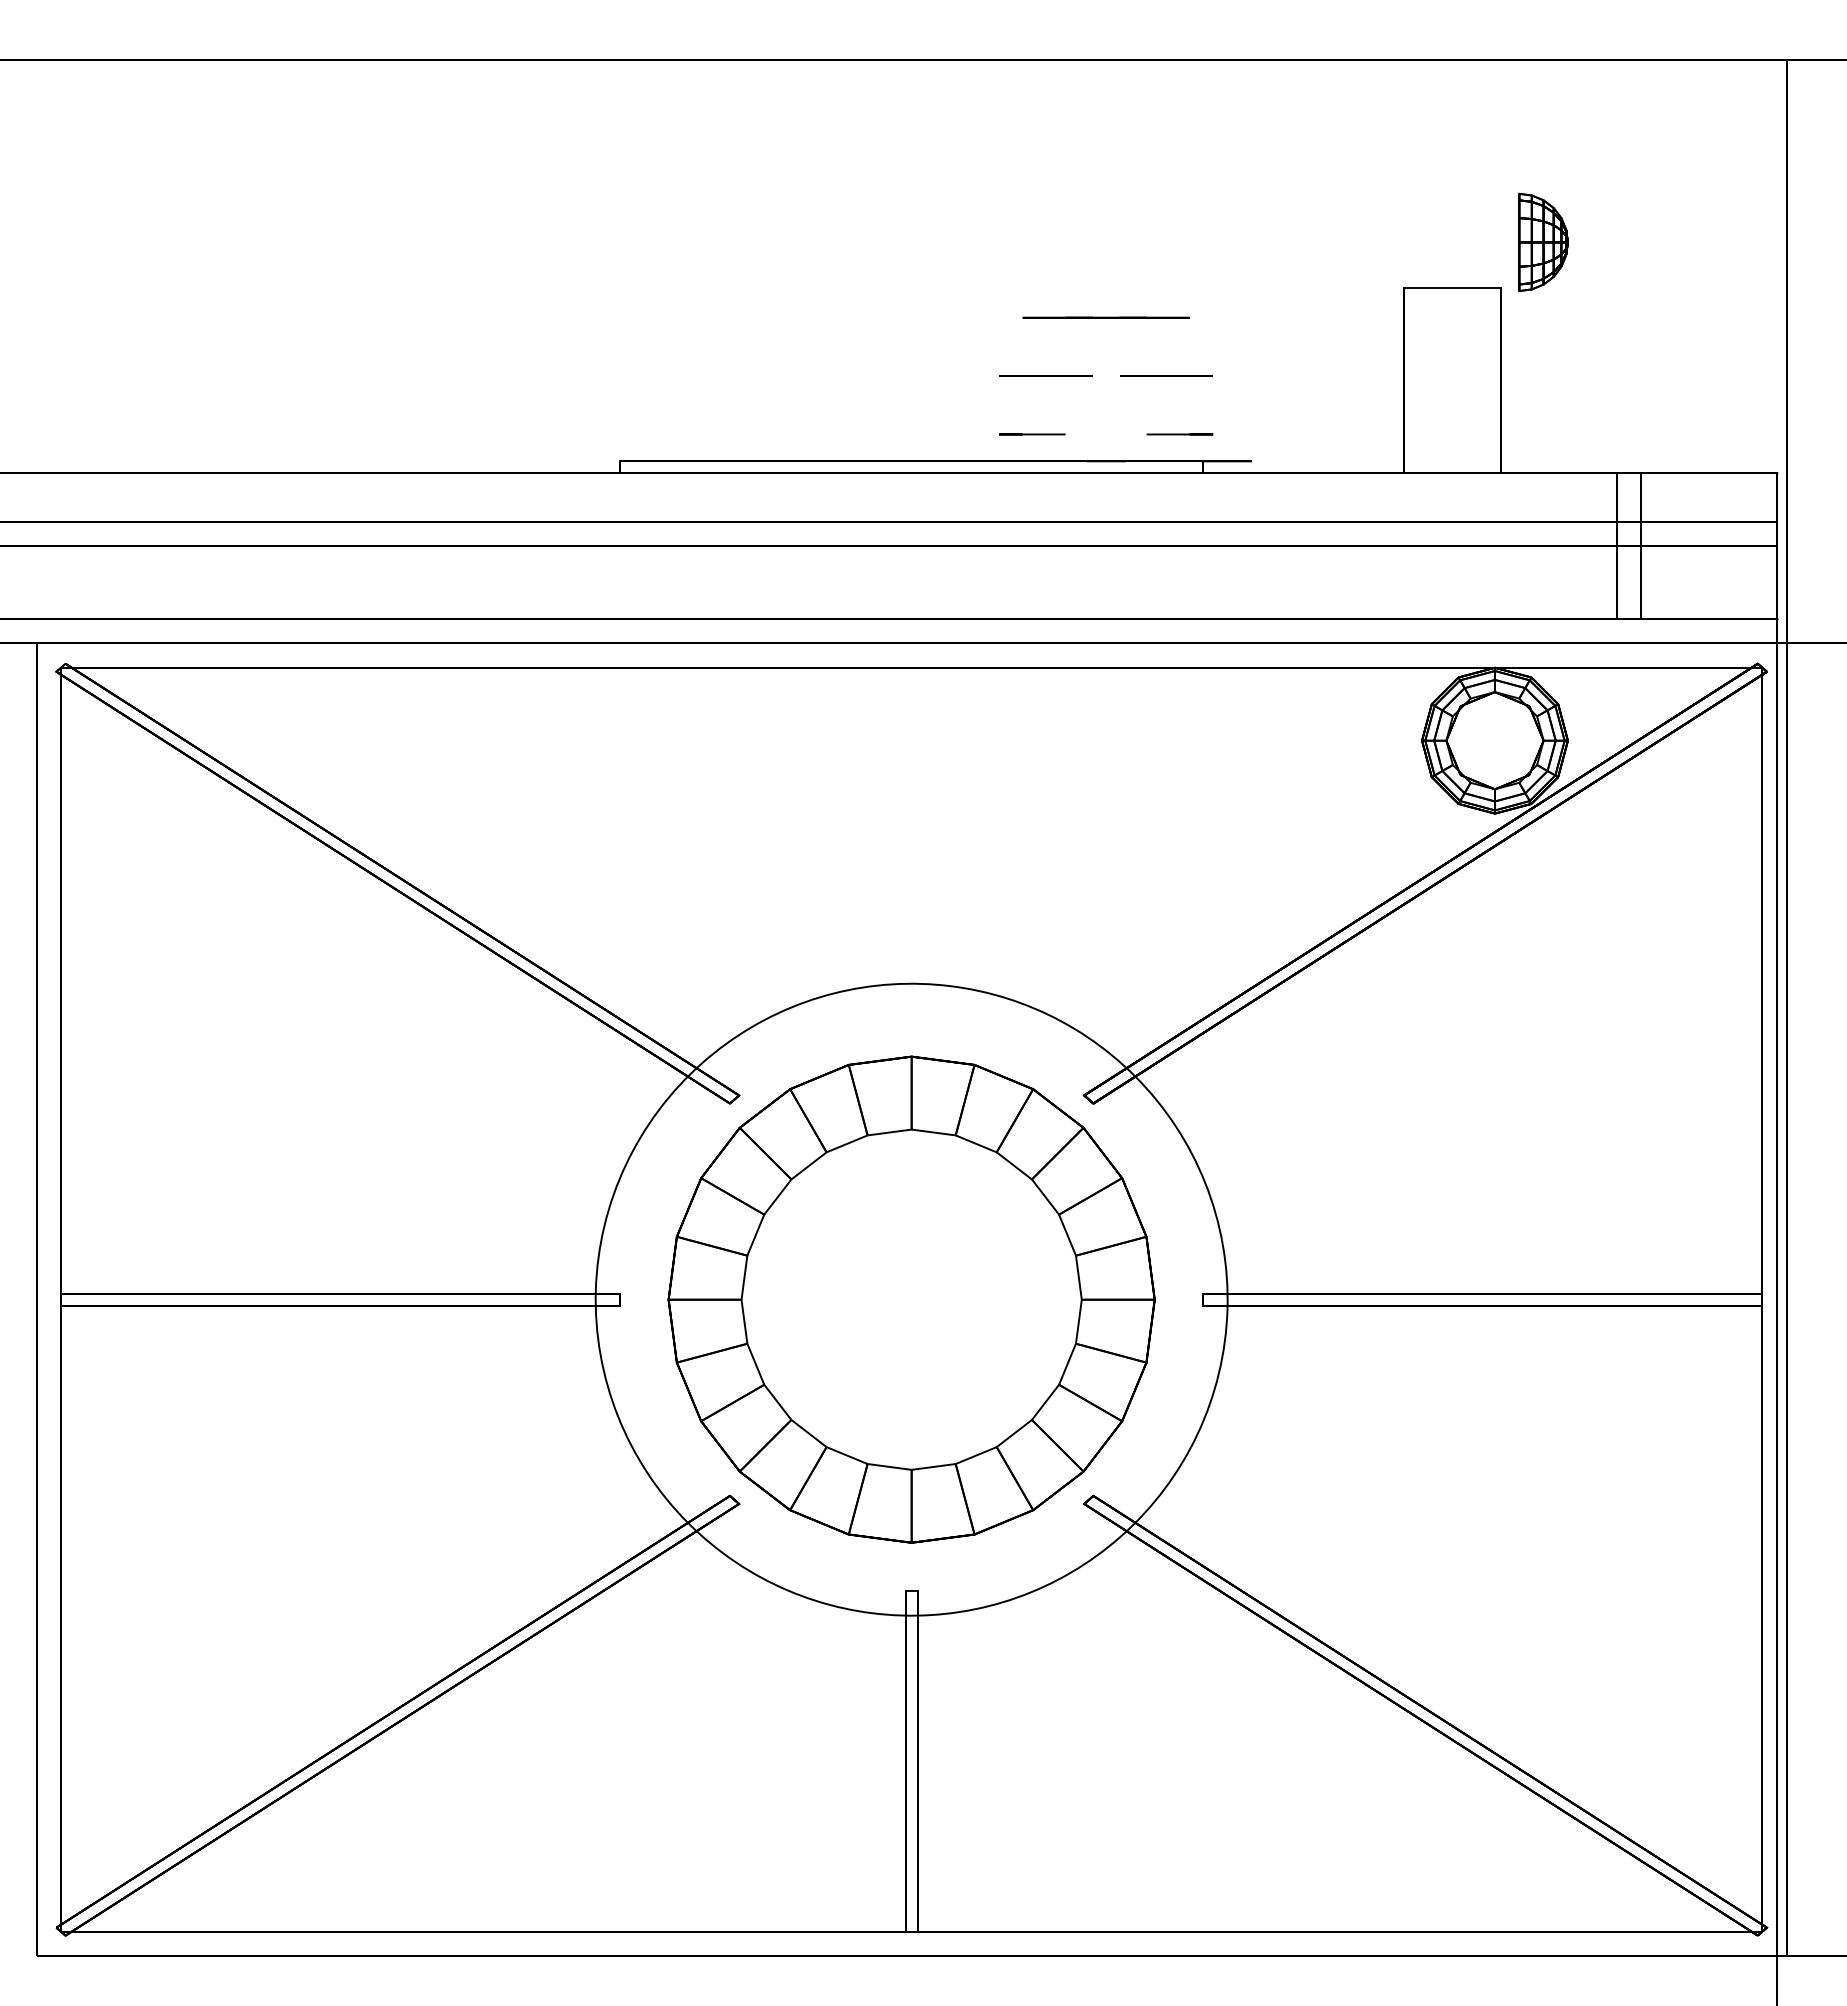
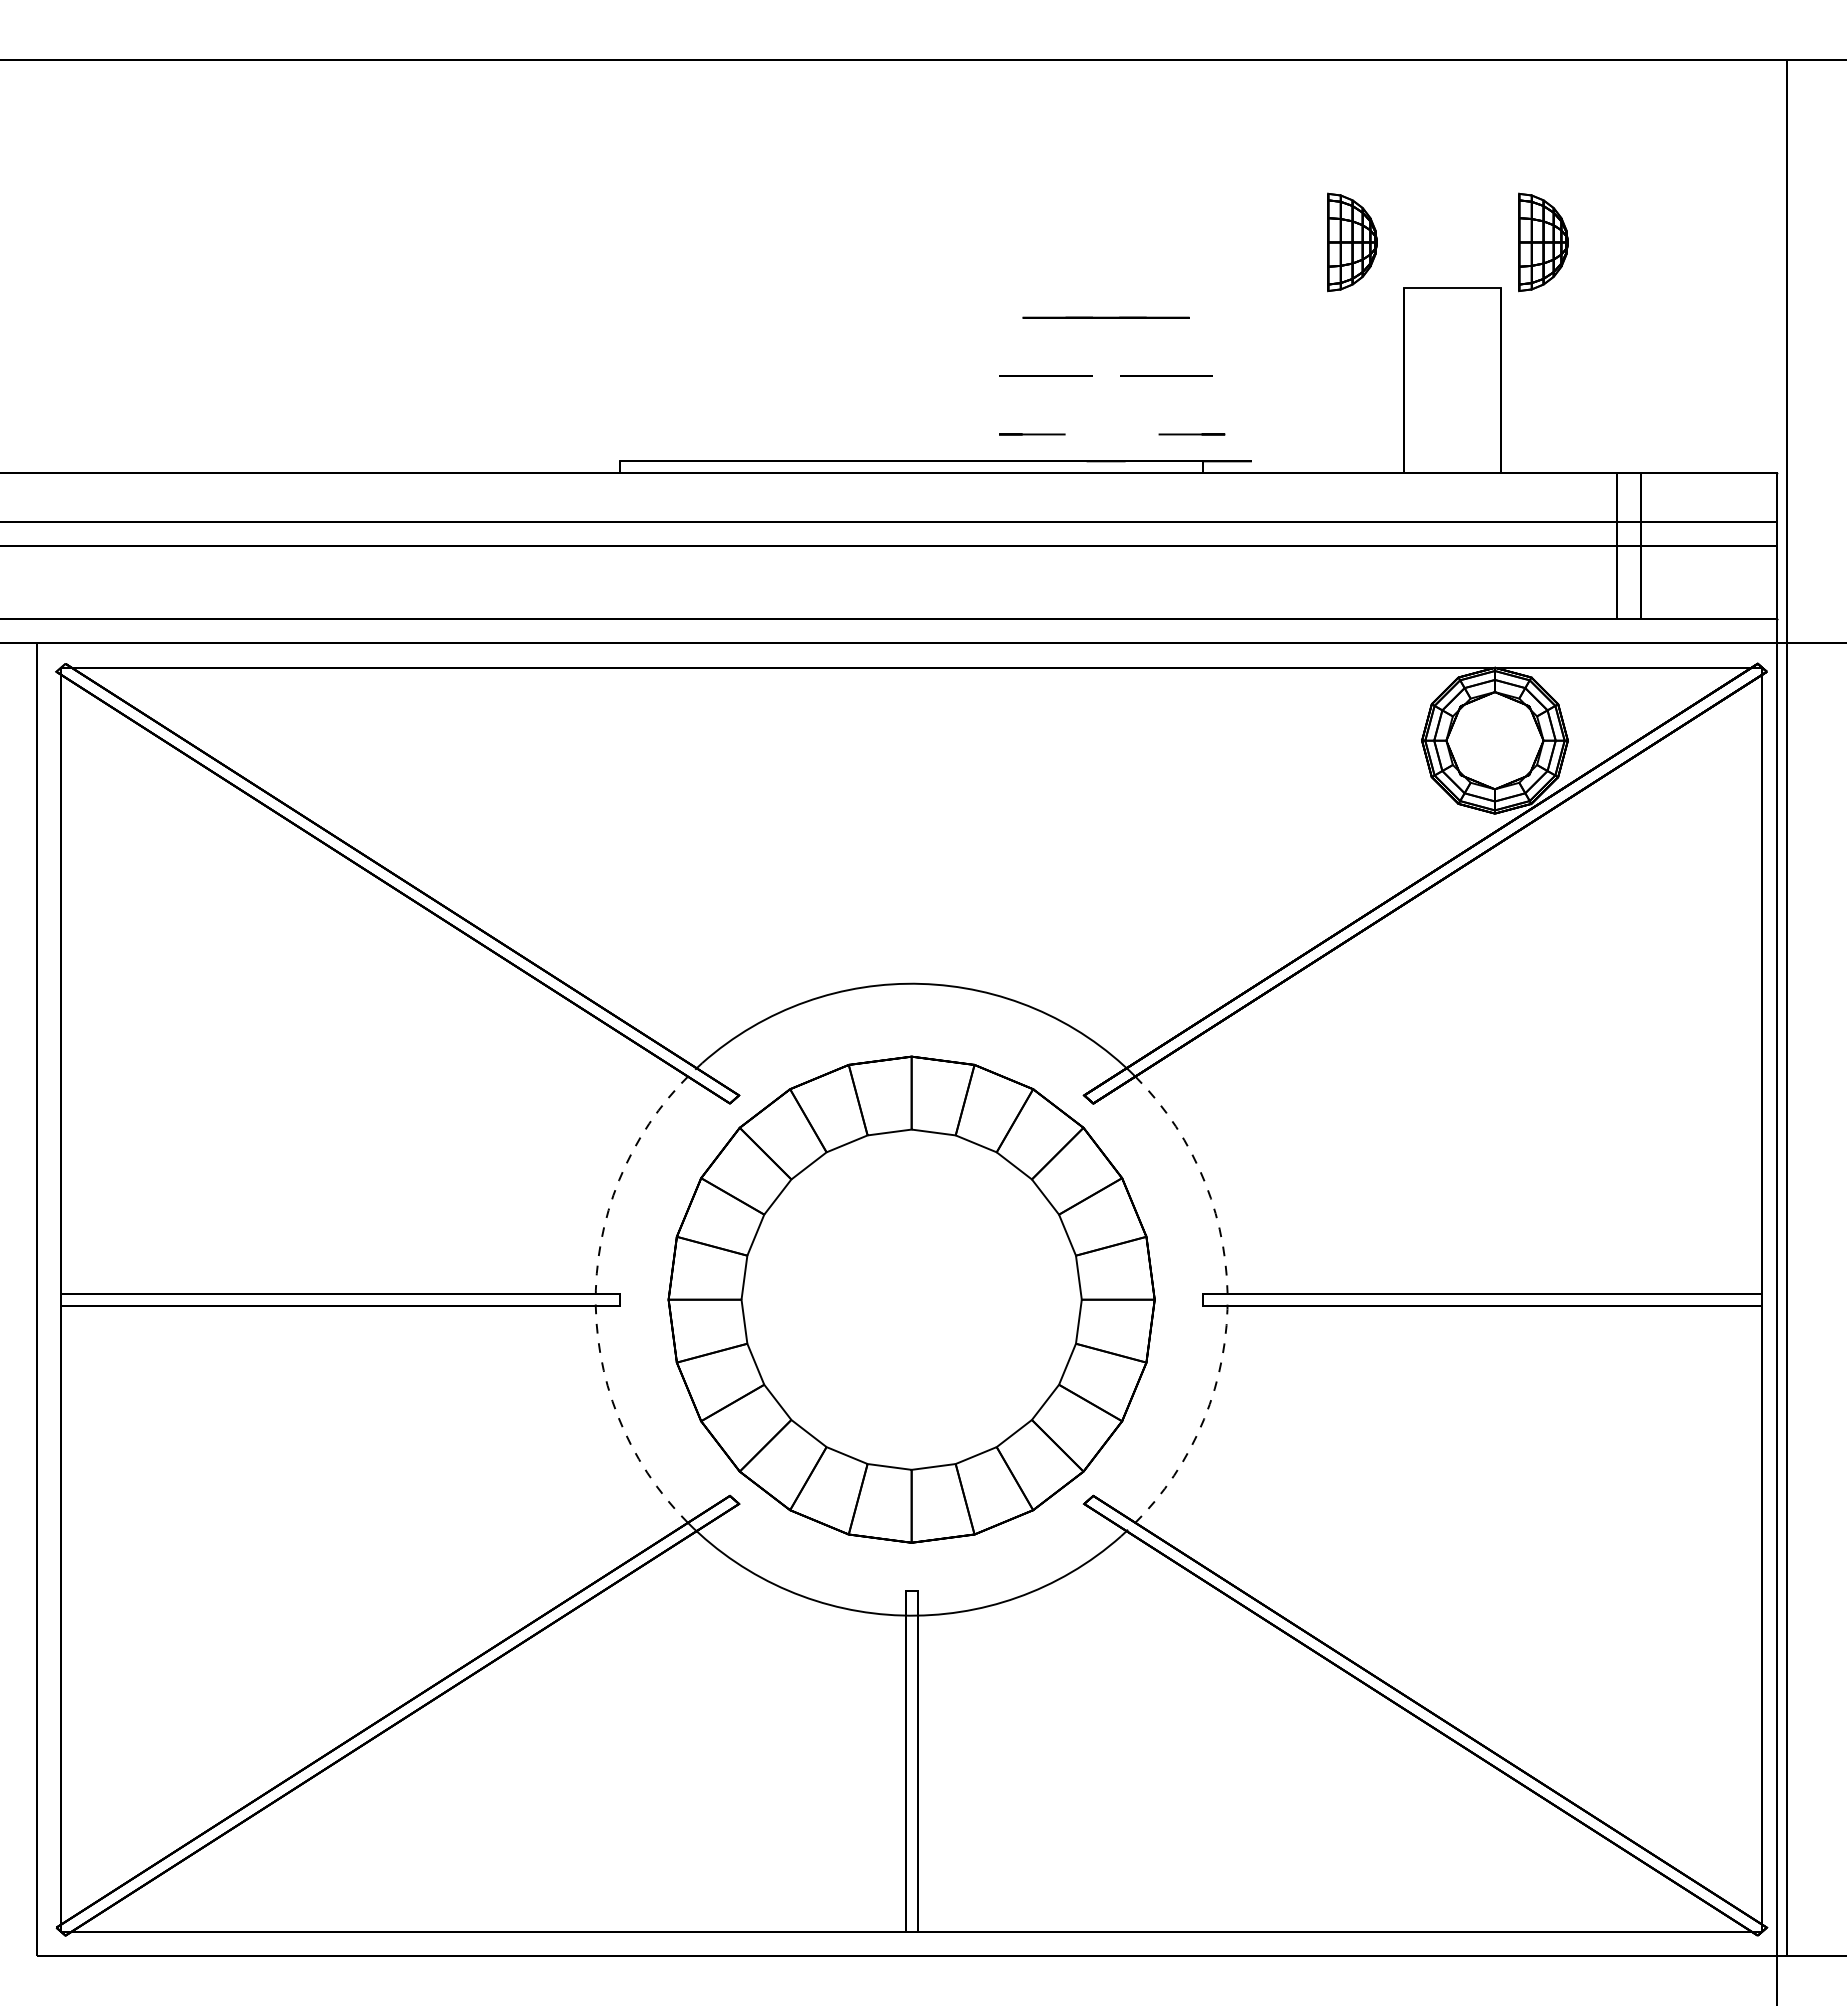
part: none -> present (1352, 242)
line position: (1179, 434) -> (1191, 434) (1191, 434)
arc: solid -> dashed (595, 1290)
arc: solid -> dashed (1227, 1309)
